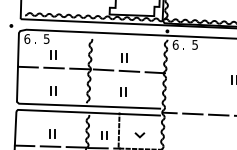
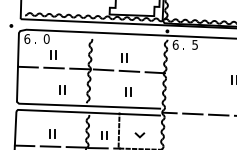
text: 5 -> 0 (46, 38)
part position: (53, 90) -> (62, 89) (62, 89)
part position: (123, 91) -> (128, 91) (128, 91)
